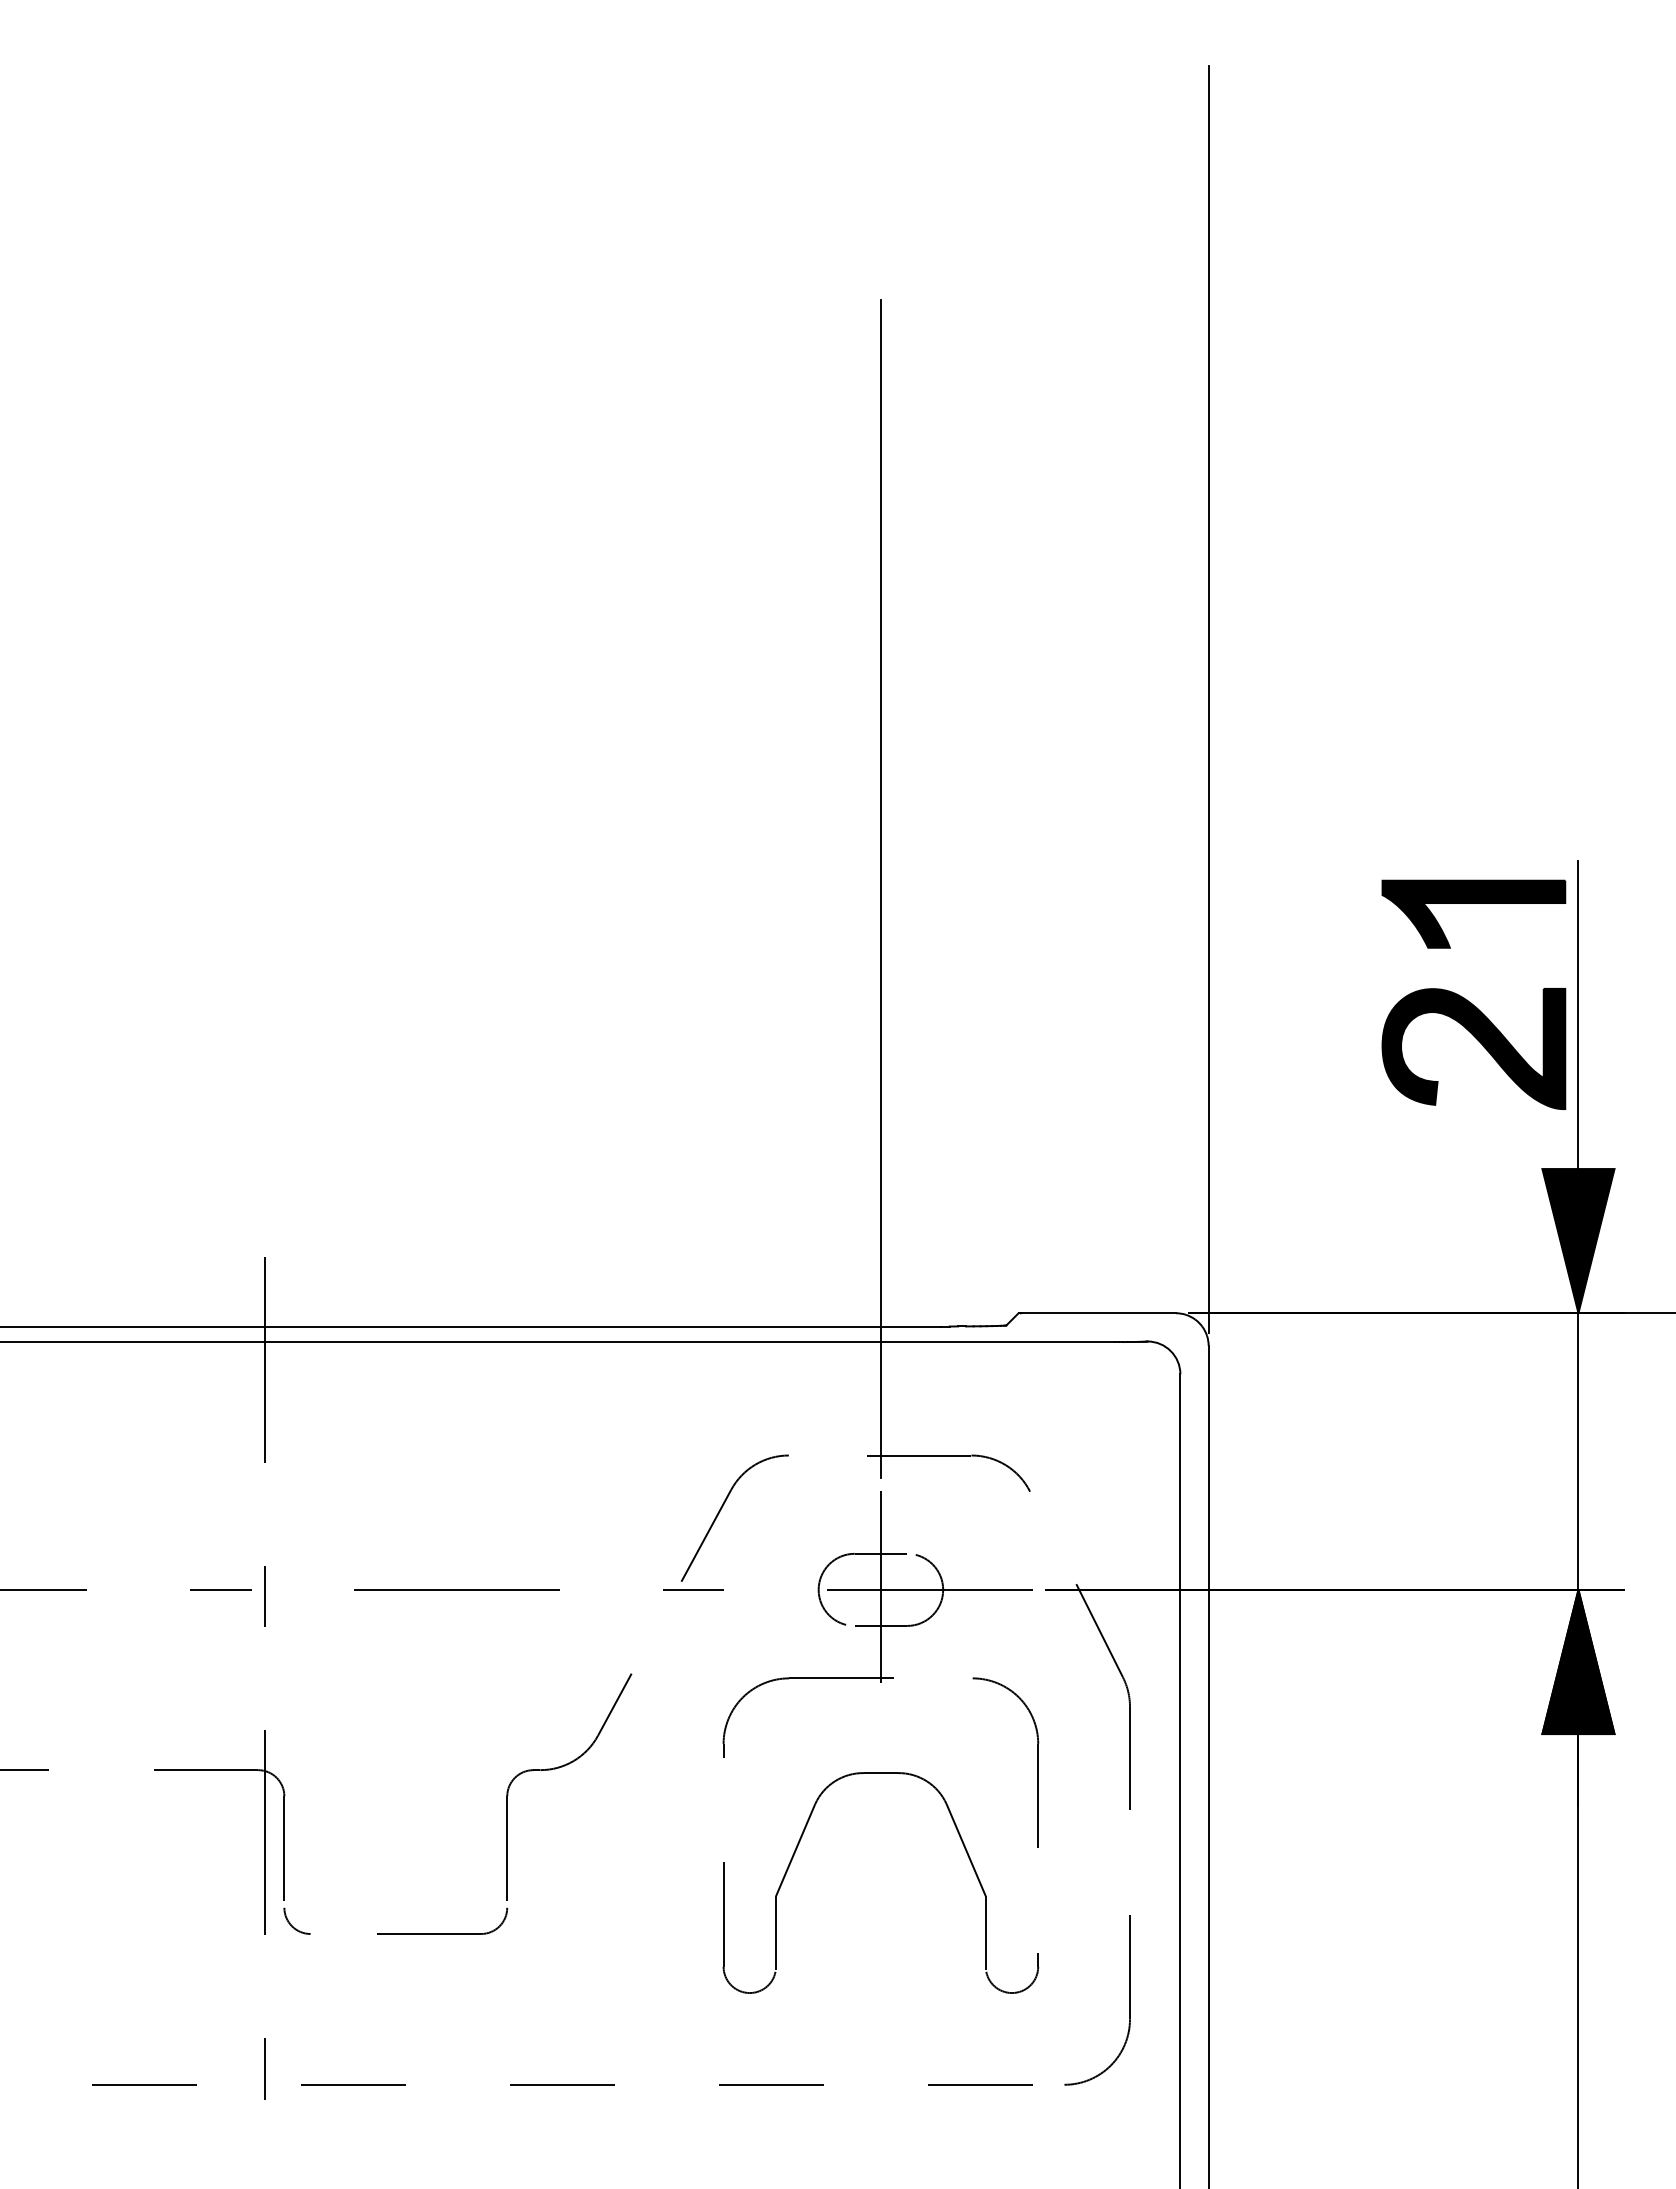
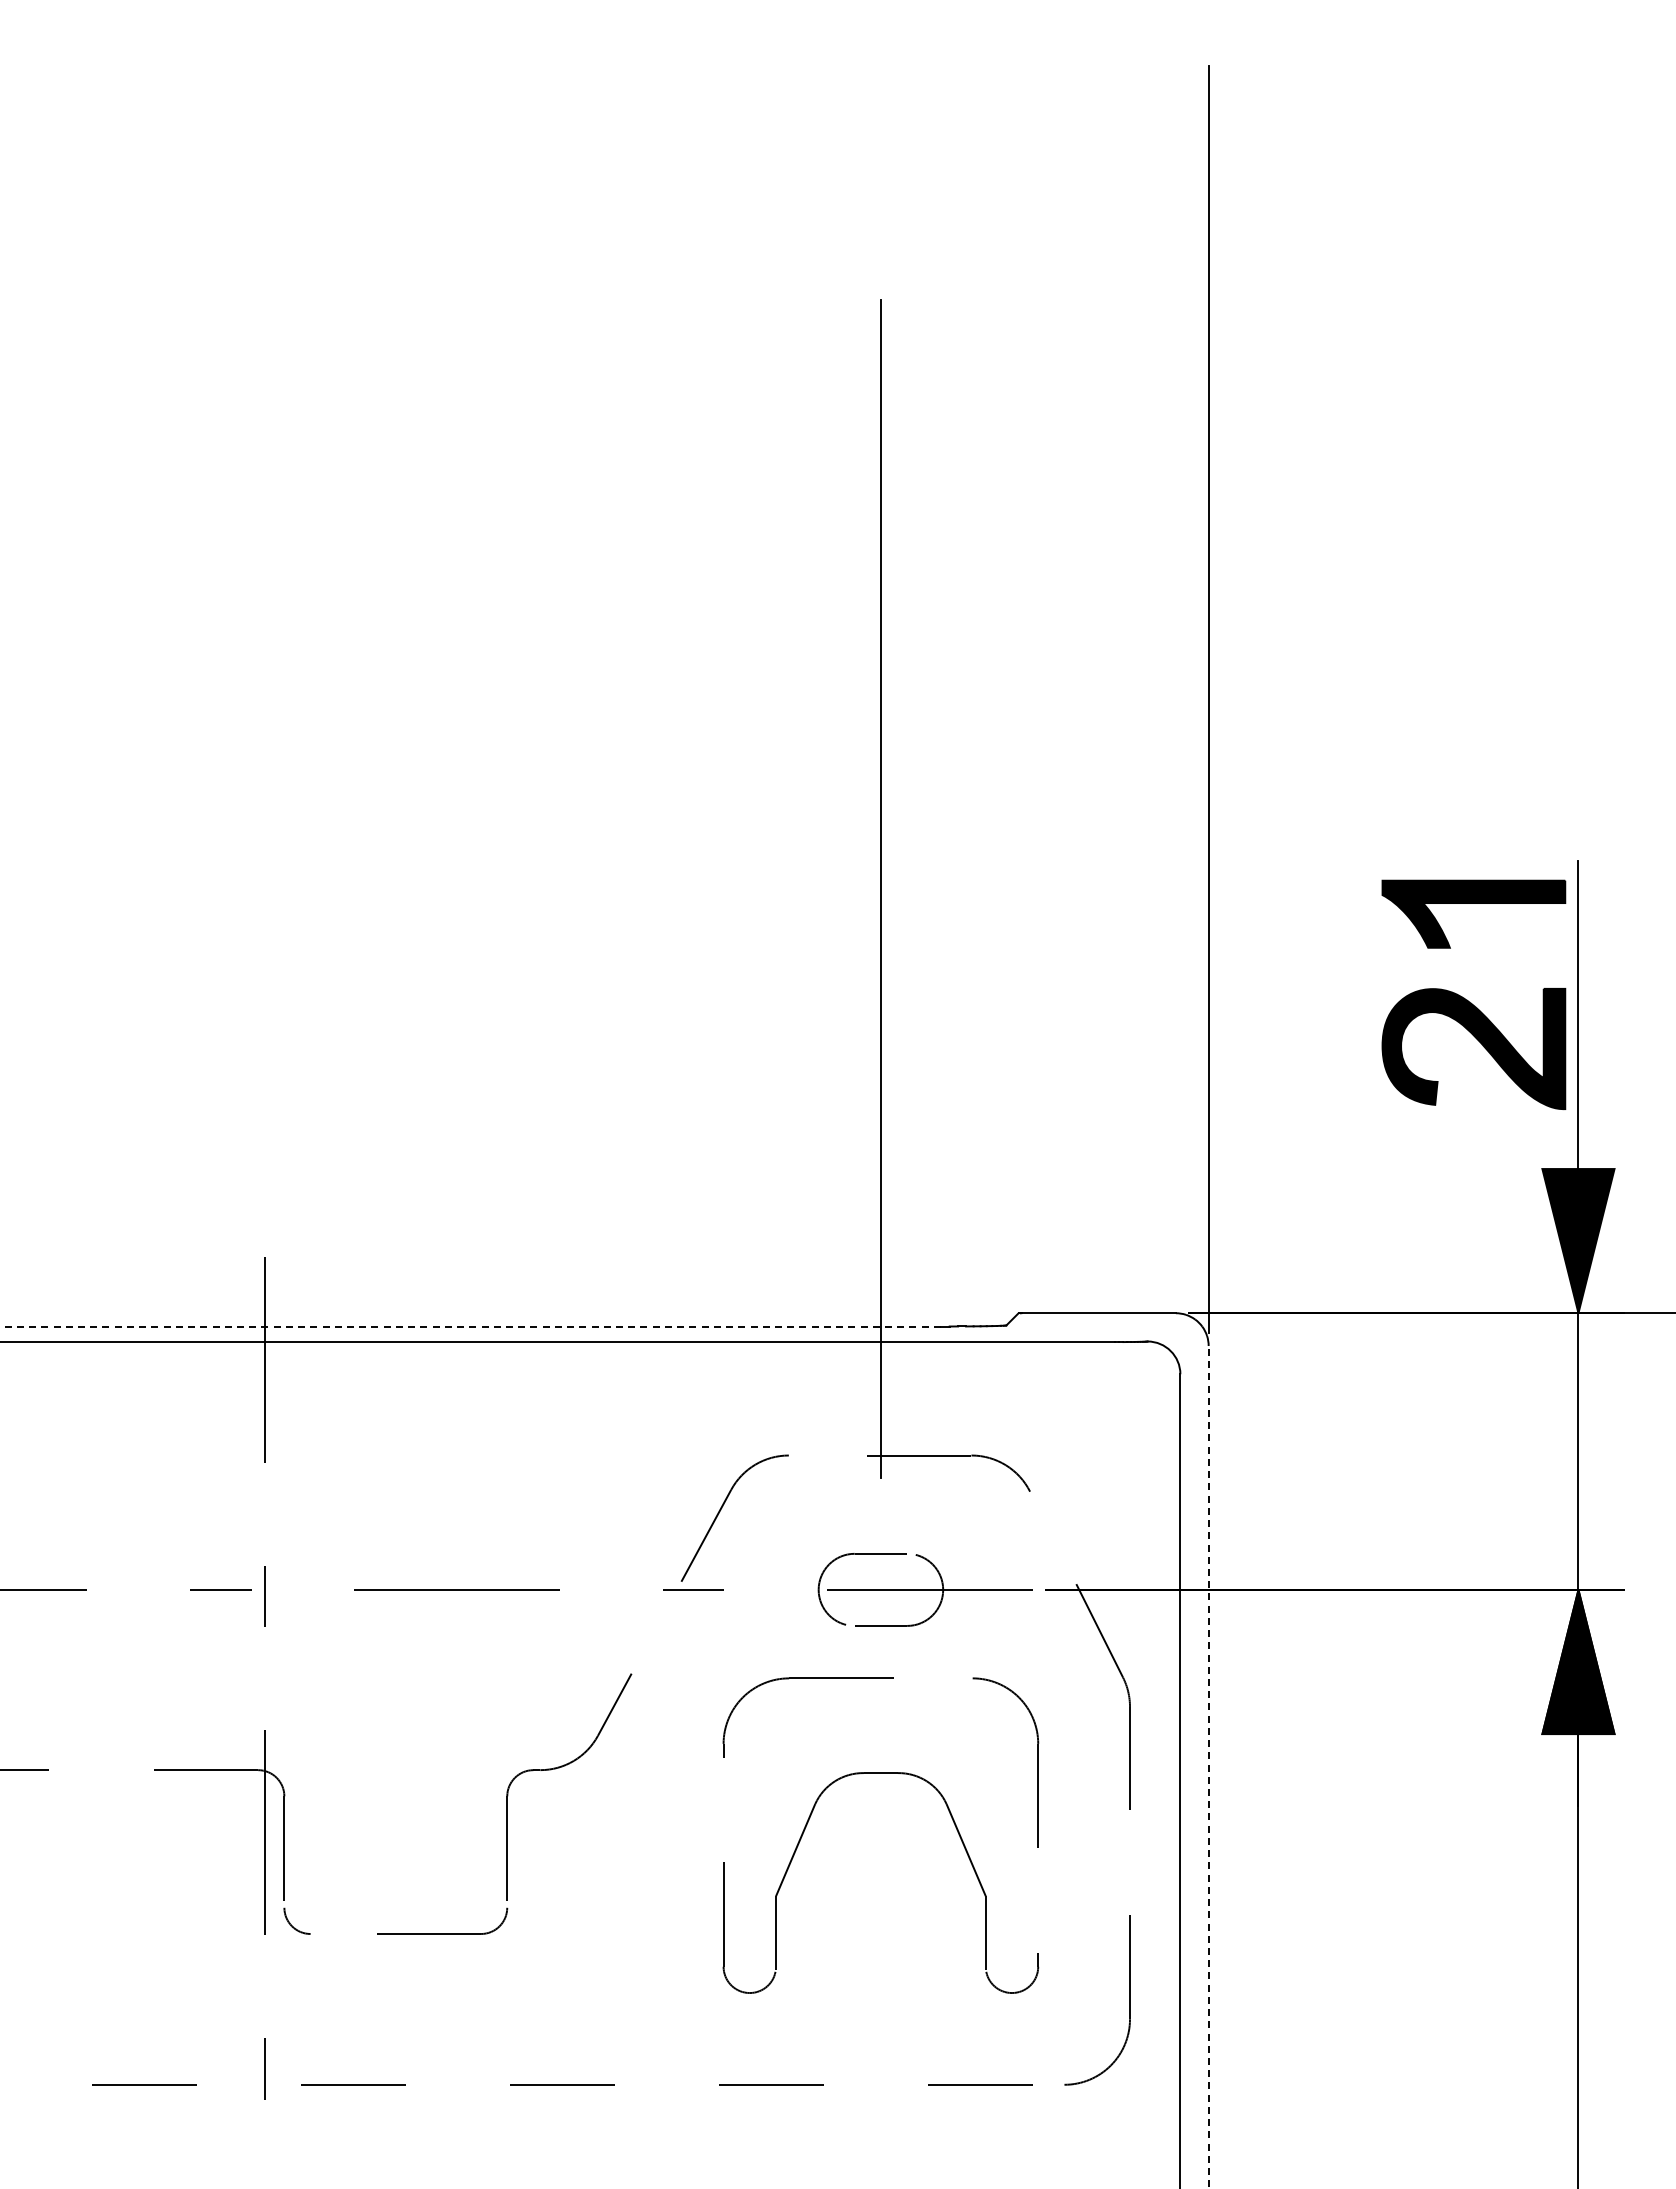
line: solid -> dashed (470, 1326)
line: present -> none (880, 1586)
line: solid -> dashed (1208, 1766)
